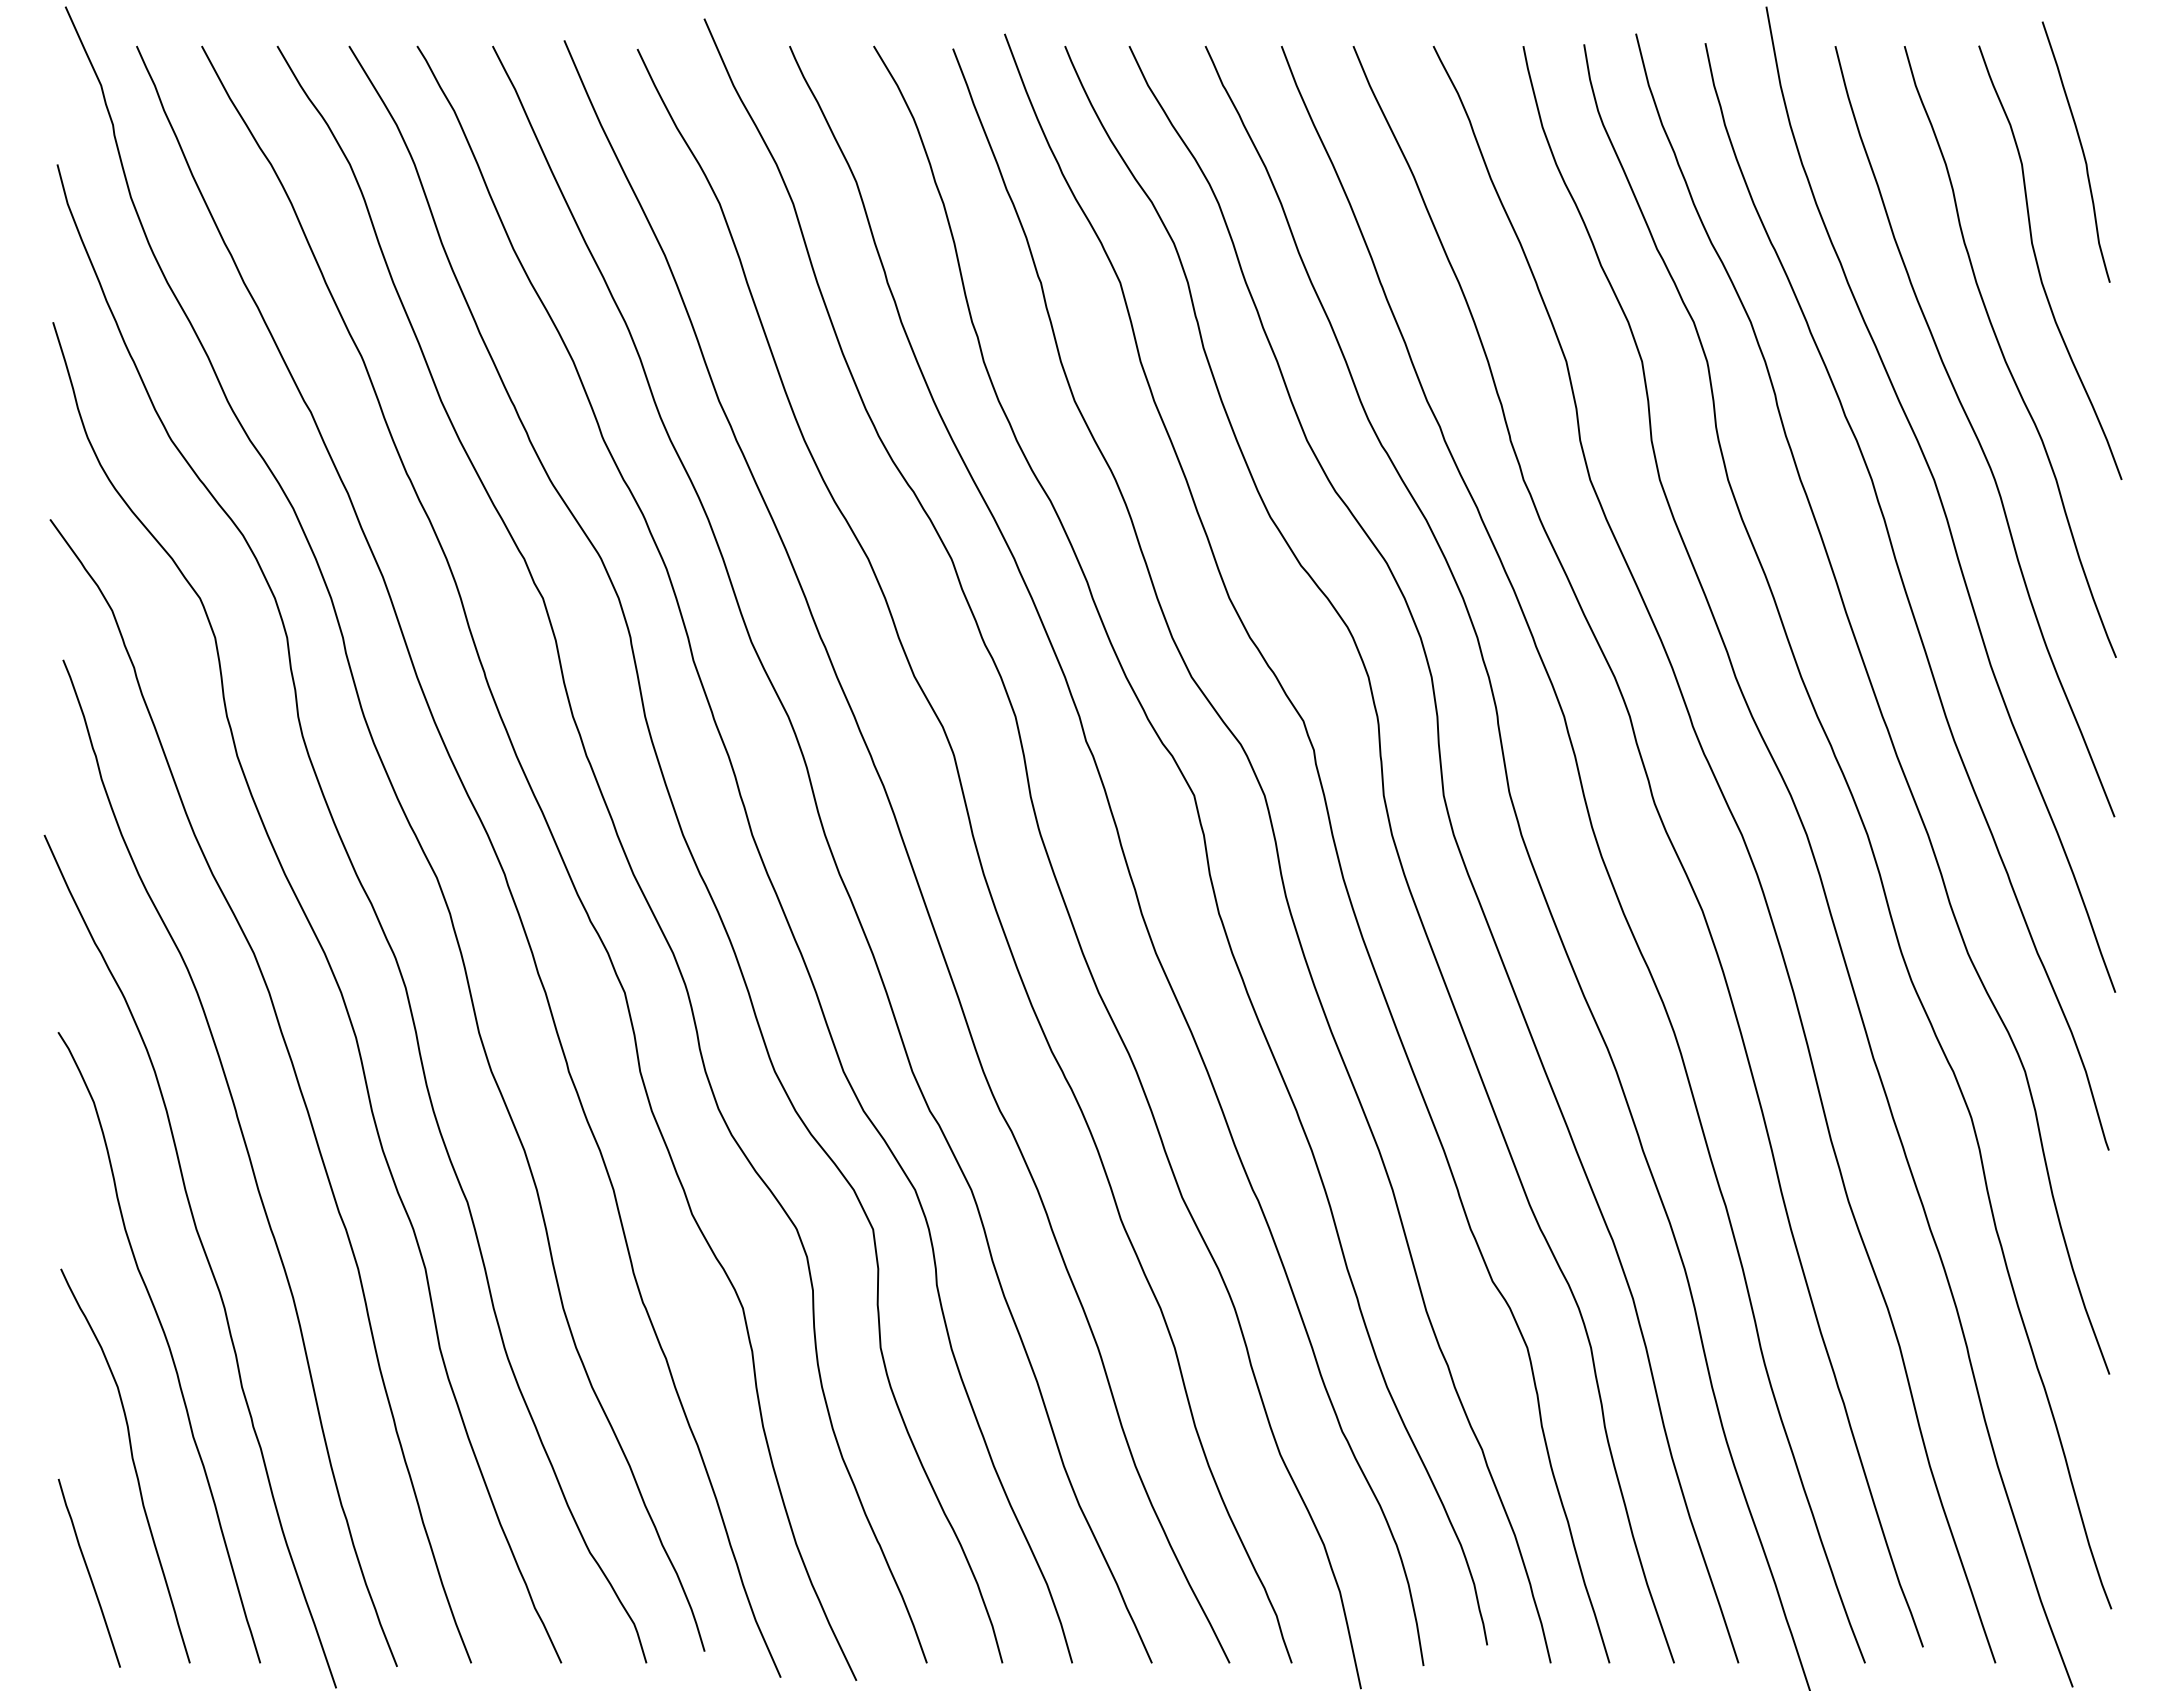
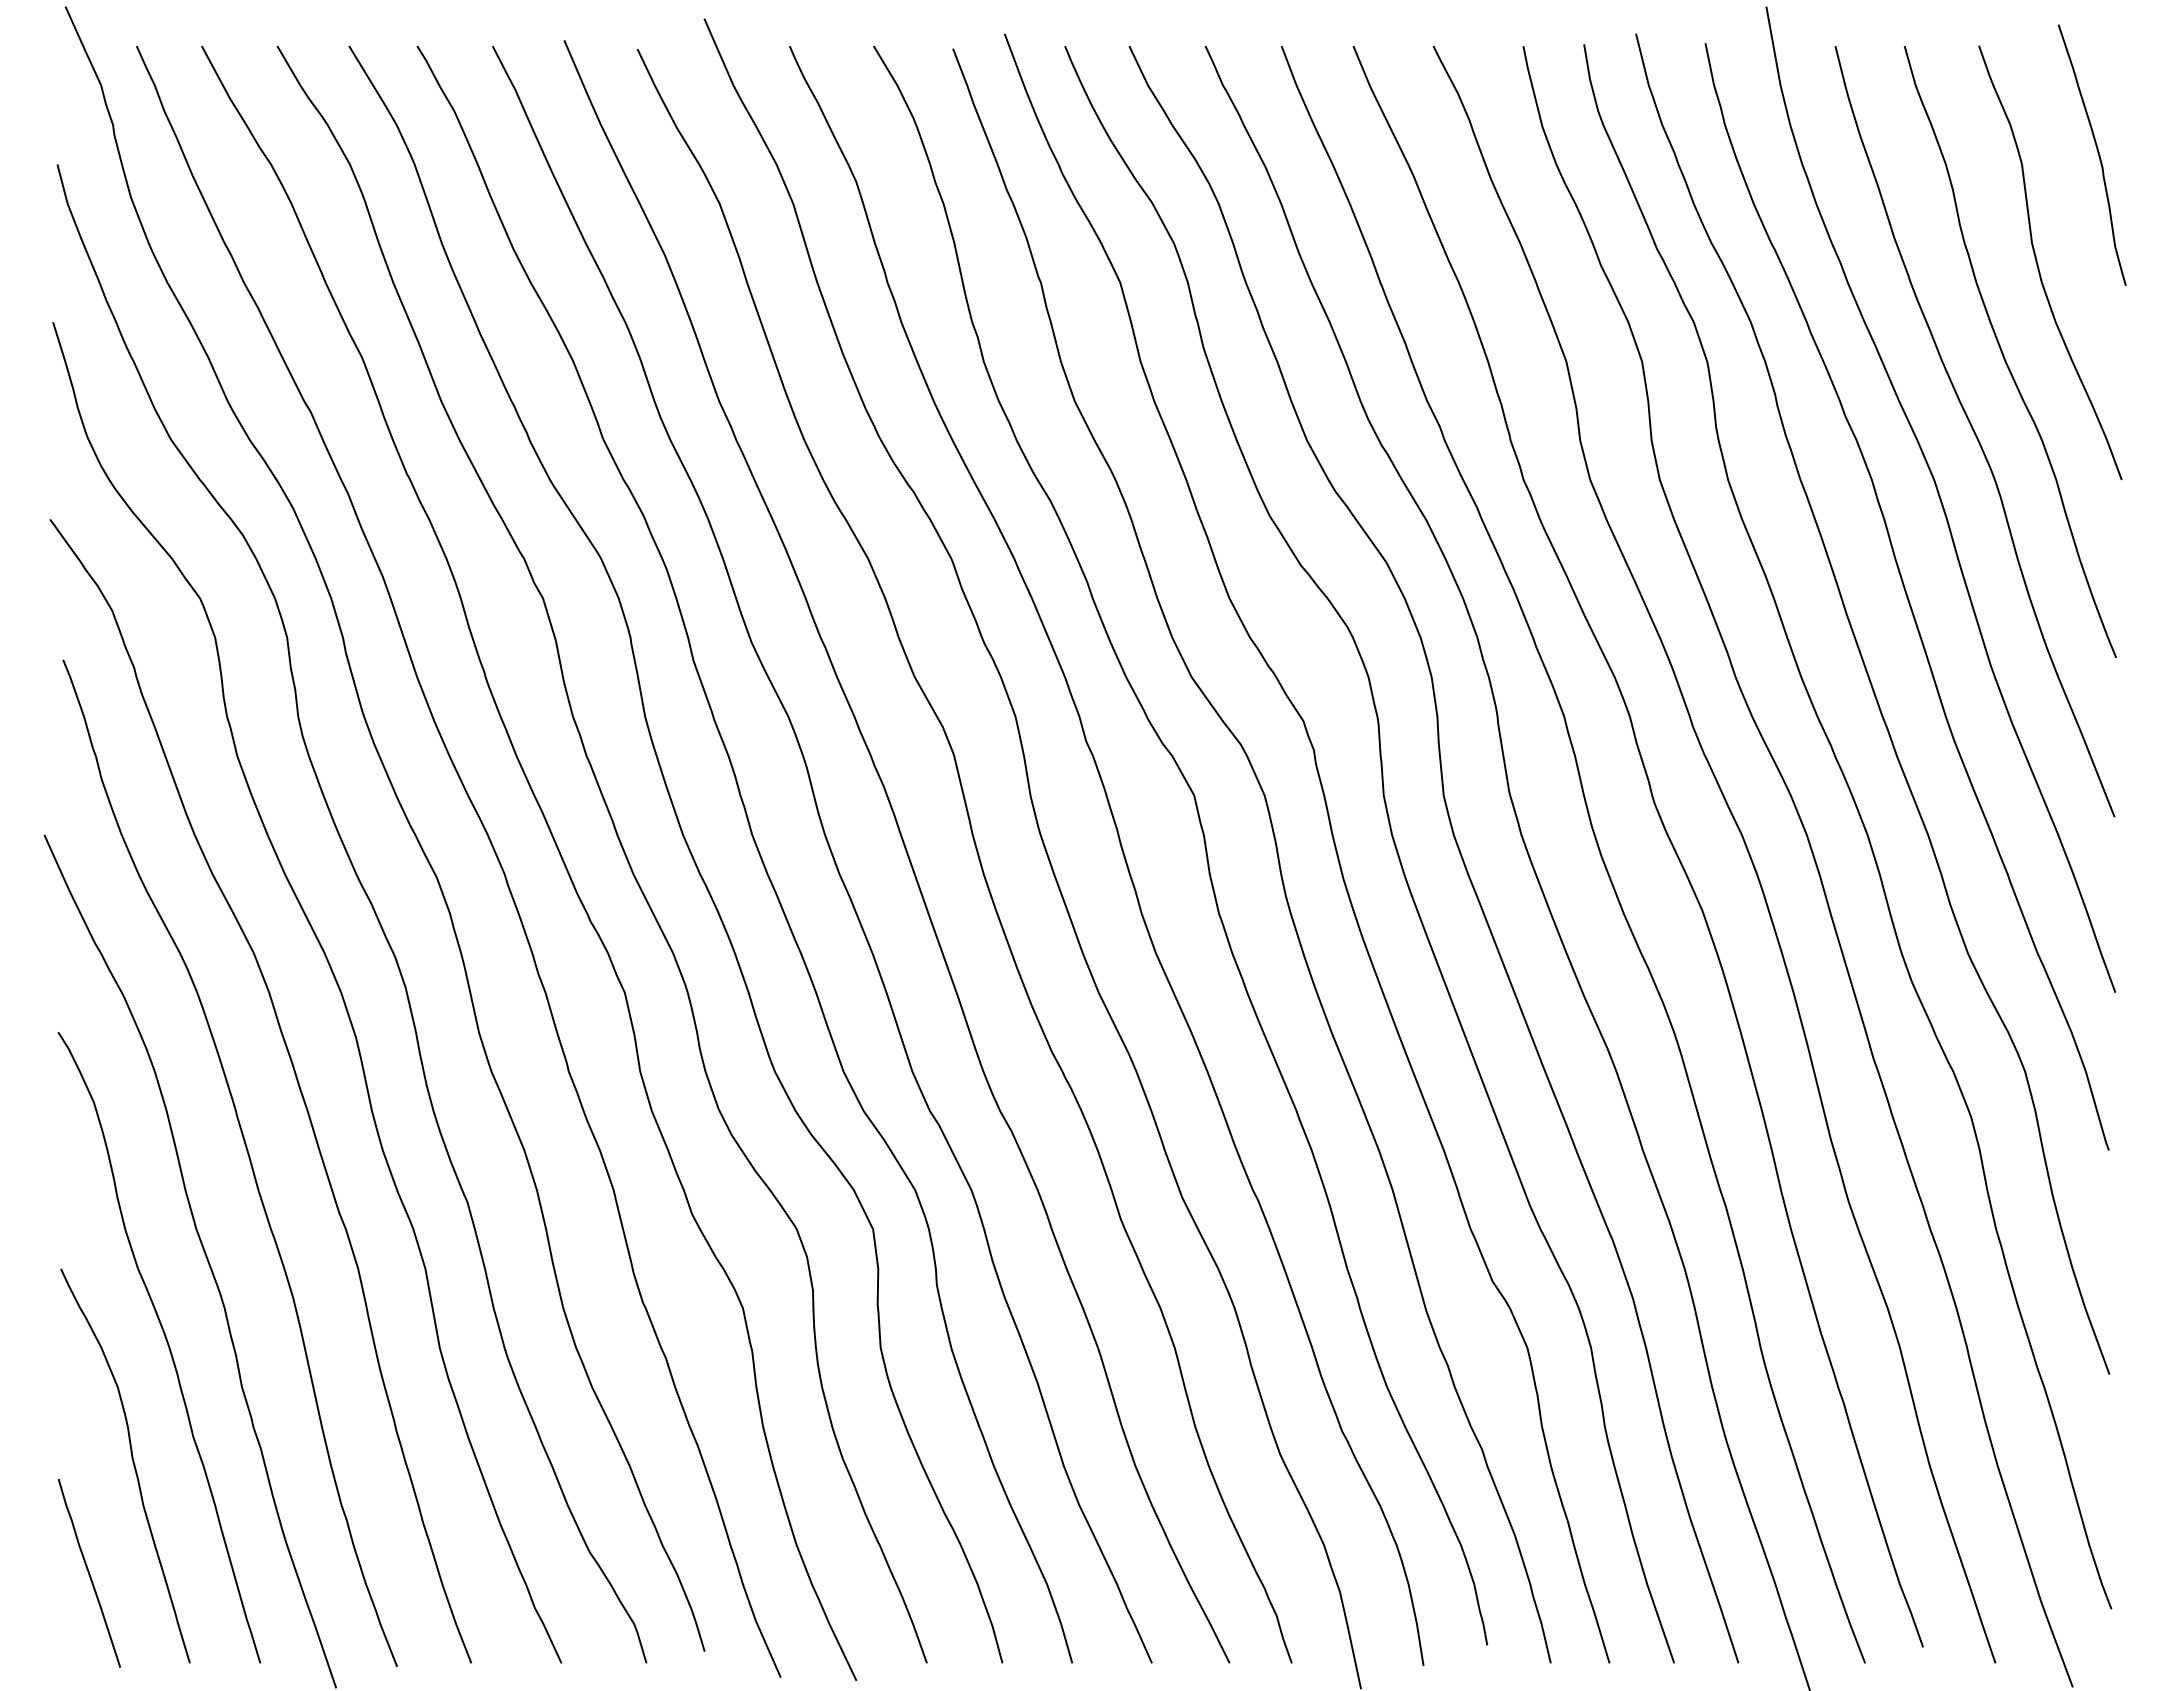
curve position: (2081, 150) -> (2097, 153) (2097, 153)
